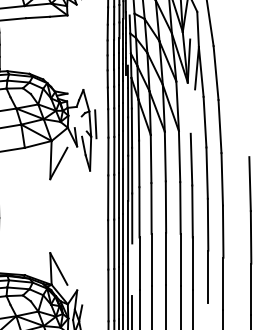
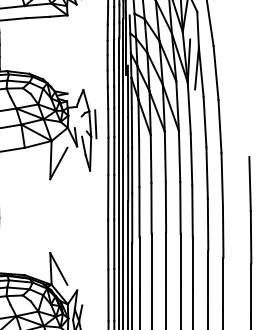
line: none -> present (188, 107)
line: none -> present (132, 269)
line: none -> present (208, 314)
